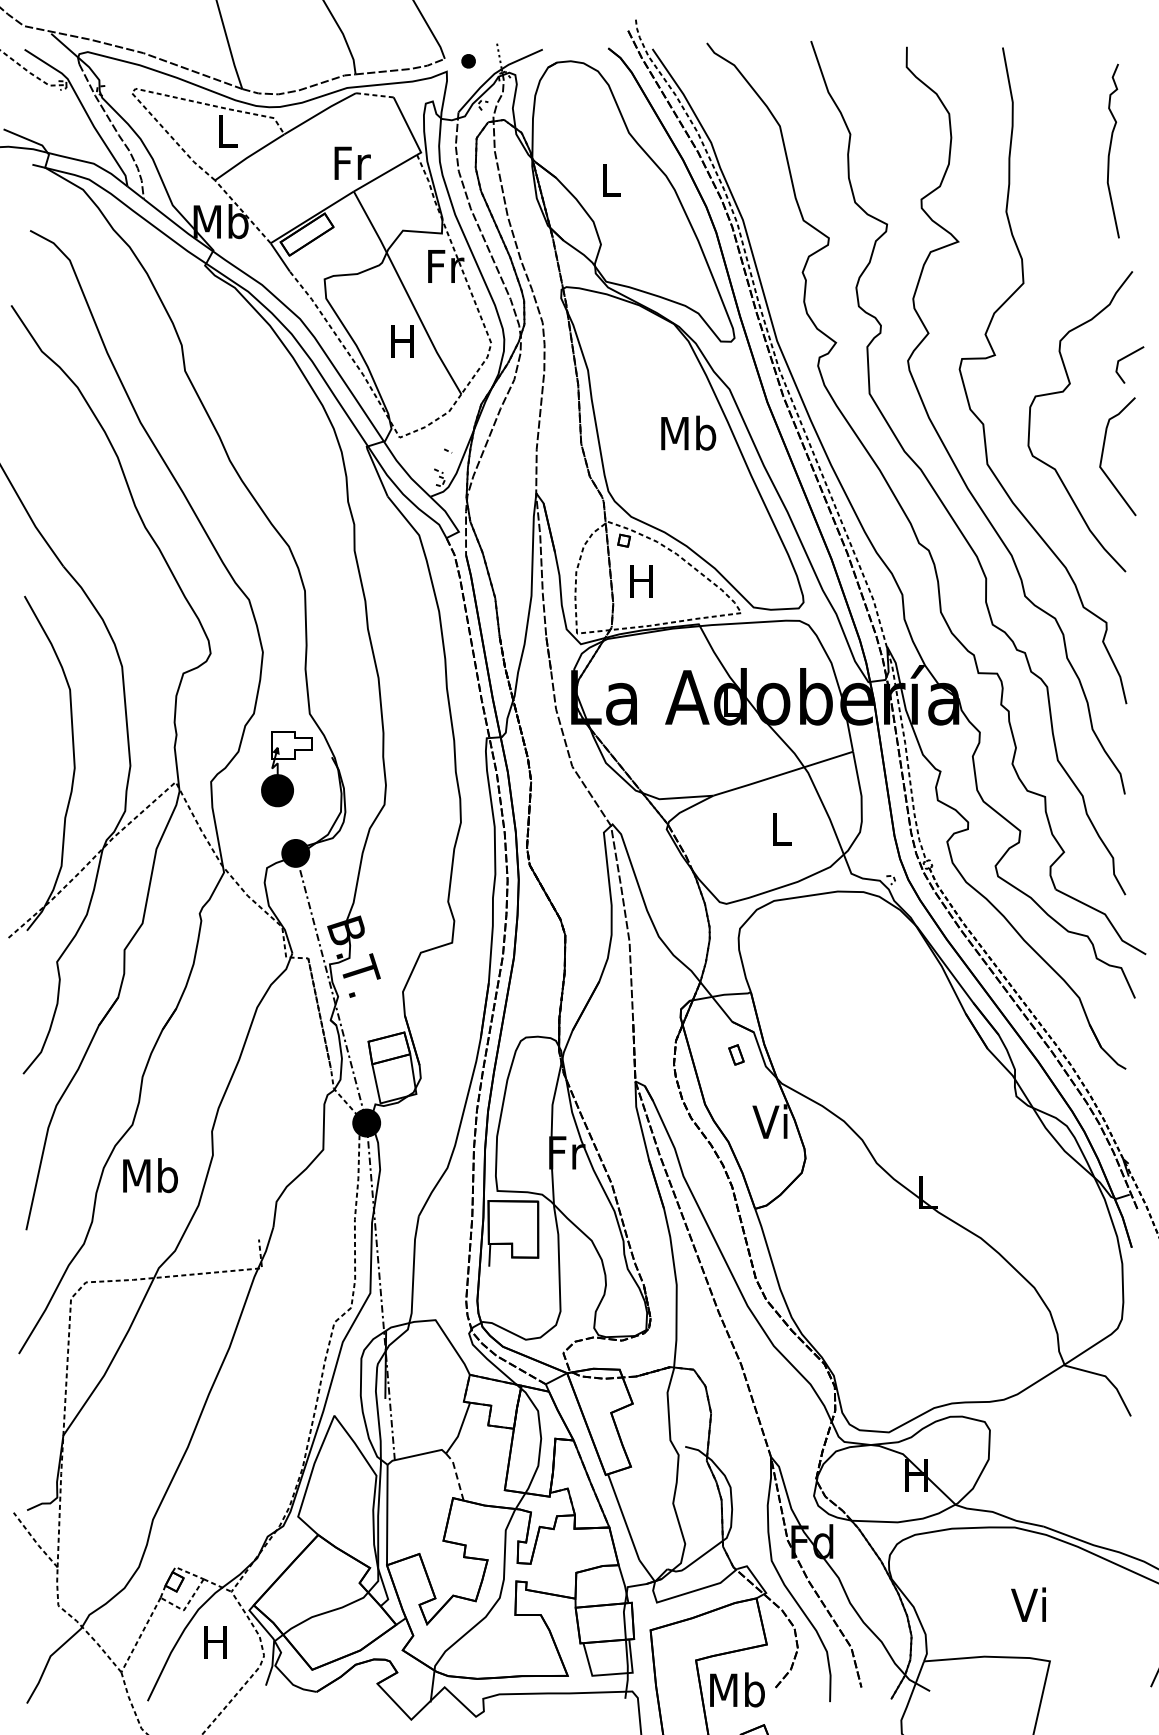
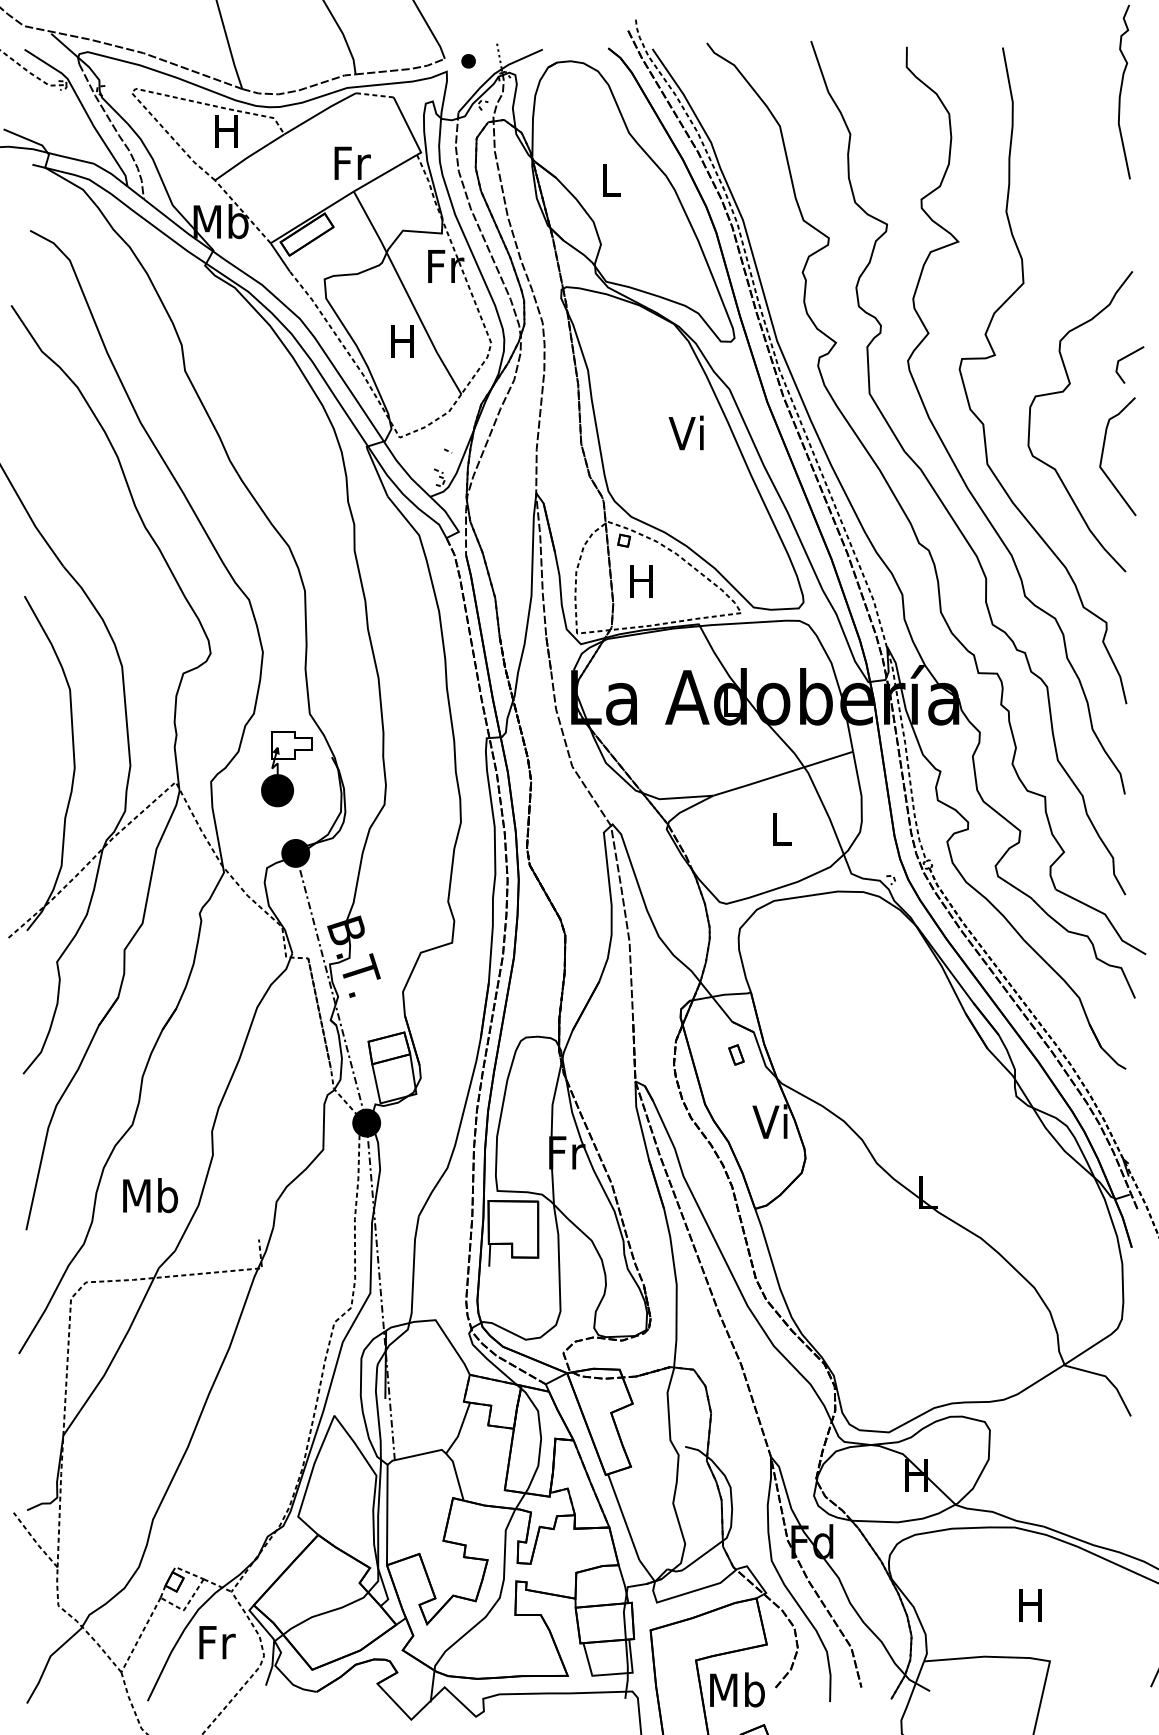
text: L -> H (226, 131)
curve position: (1110, 150) -> (1121, 91) (1121, 91)
text: Mb -> Vi (688, 432)
text position: (150, 1175) -> (150, 1195) (150, 1195)
line: dashed -> solid (456, 1474)
text: Vi -> H (1028, 1604)
text: H -> Fr (217, 1642)
